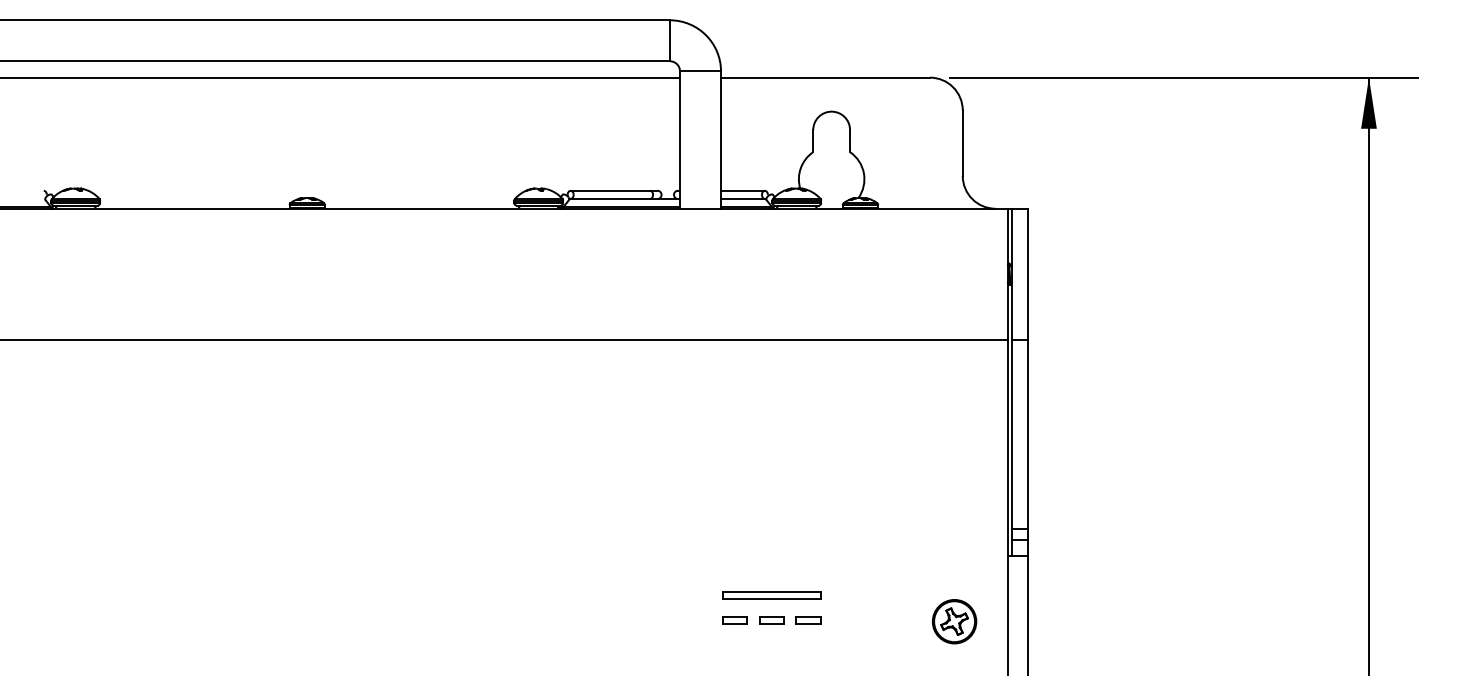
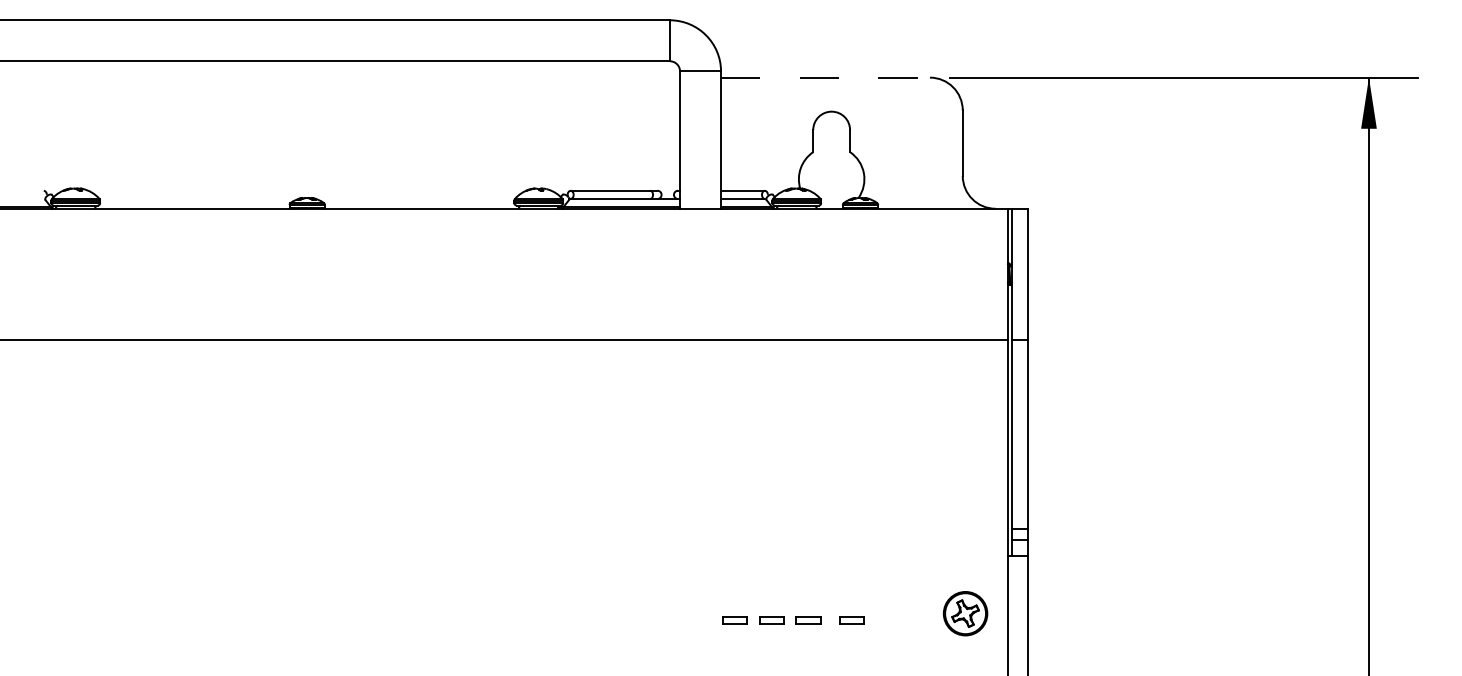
line: present -> none (341, 77)
line: solid -> dashed (826, 77)
part: present -> none (771, 595)
part: none -> present (851, 620)
part position: (954, 621) -> (965, 613) (965, 613)
